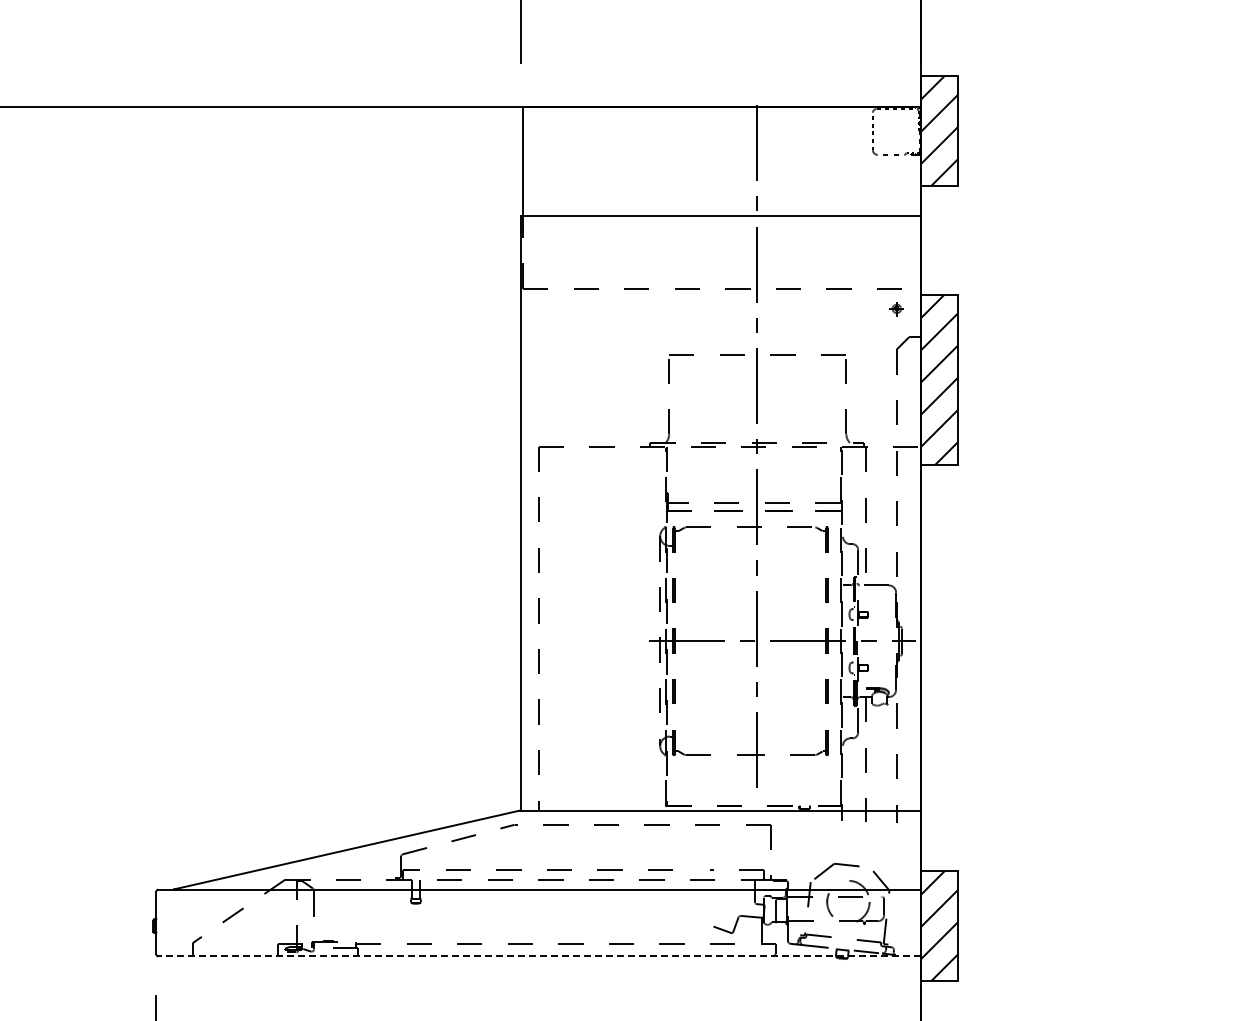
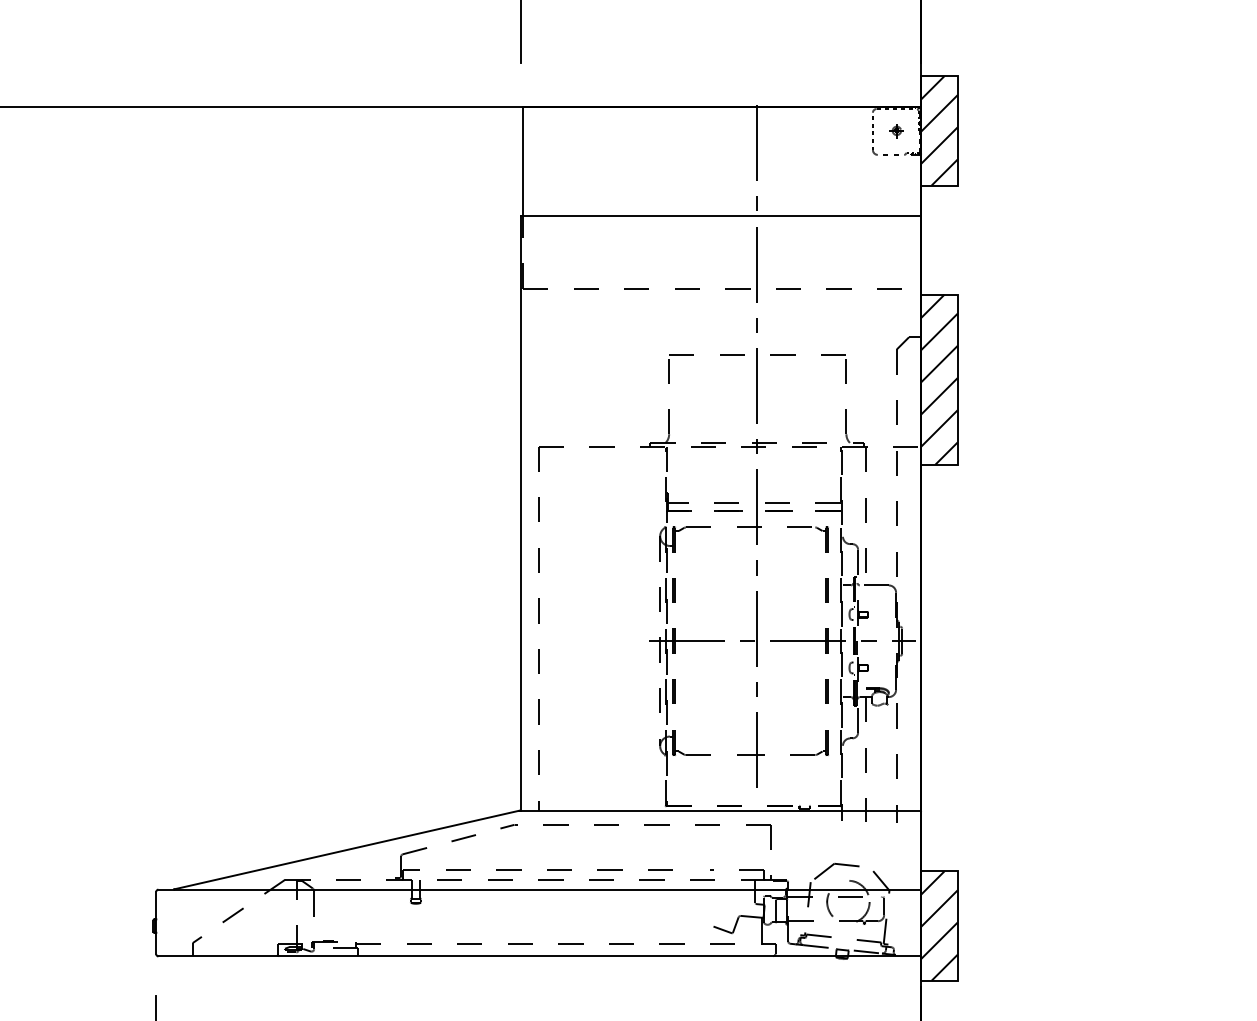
part position: (896, 309) -> (896, 131) (896, 131)
line: dashed -> solid (539, 956)
